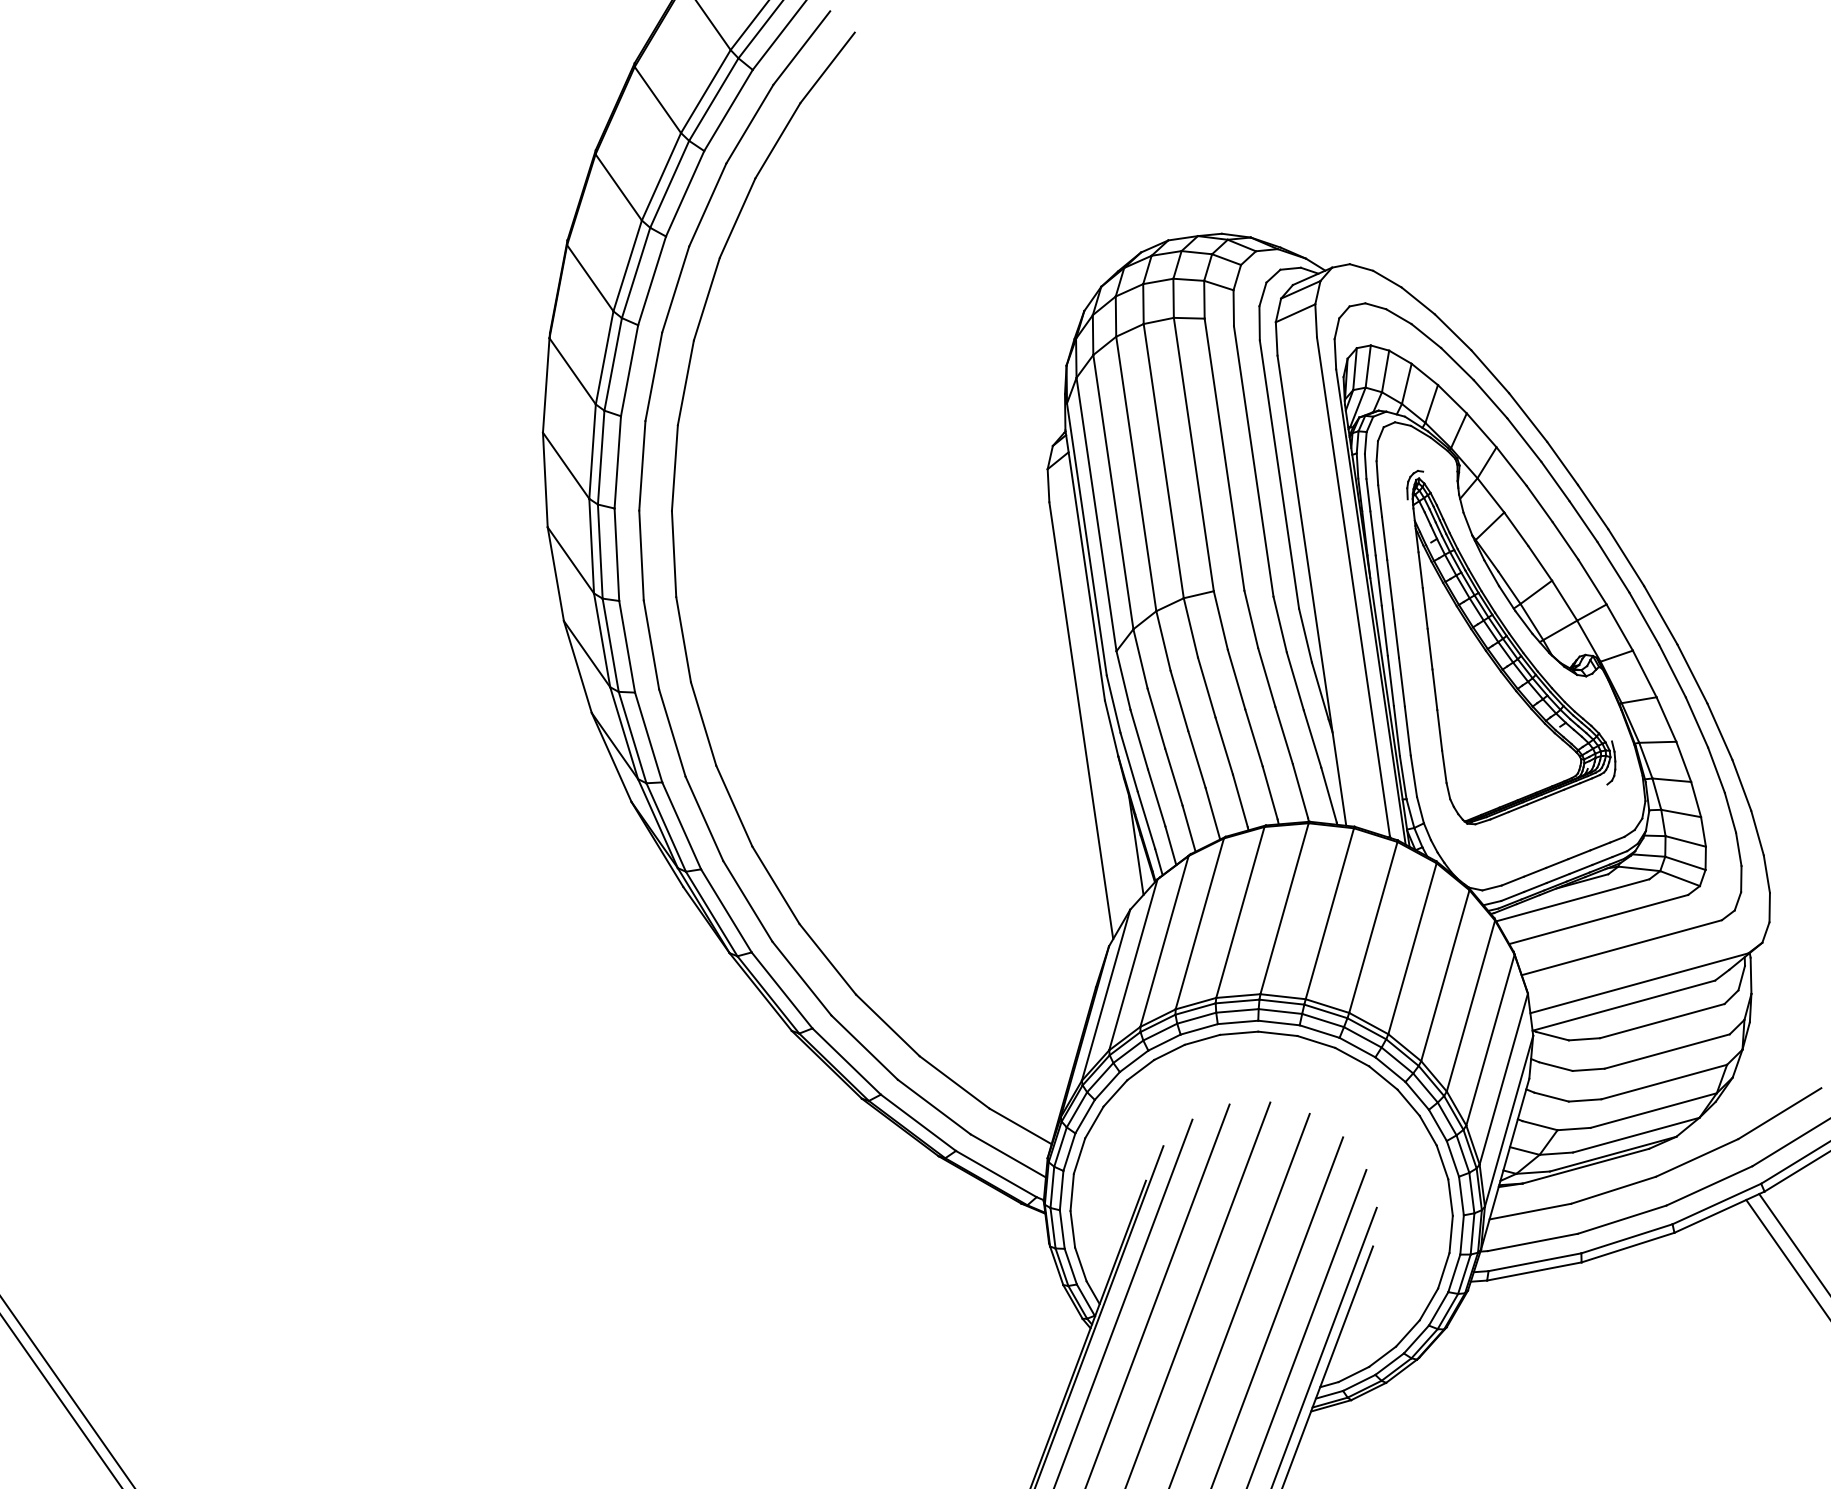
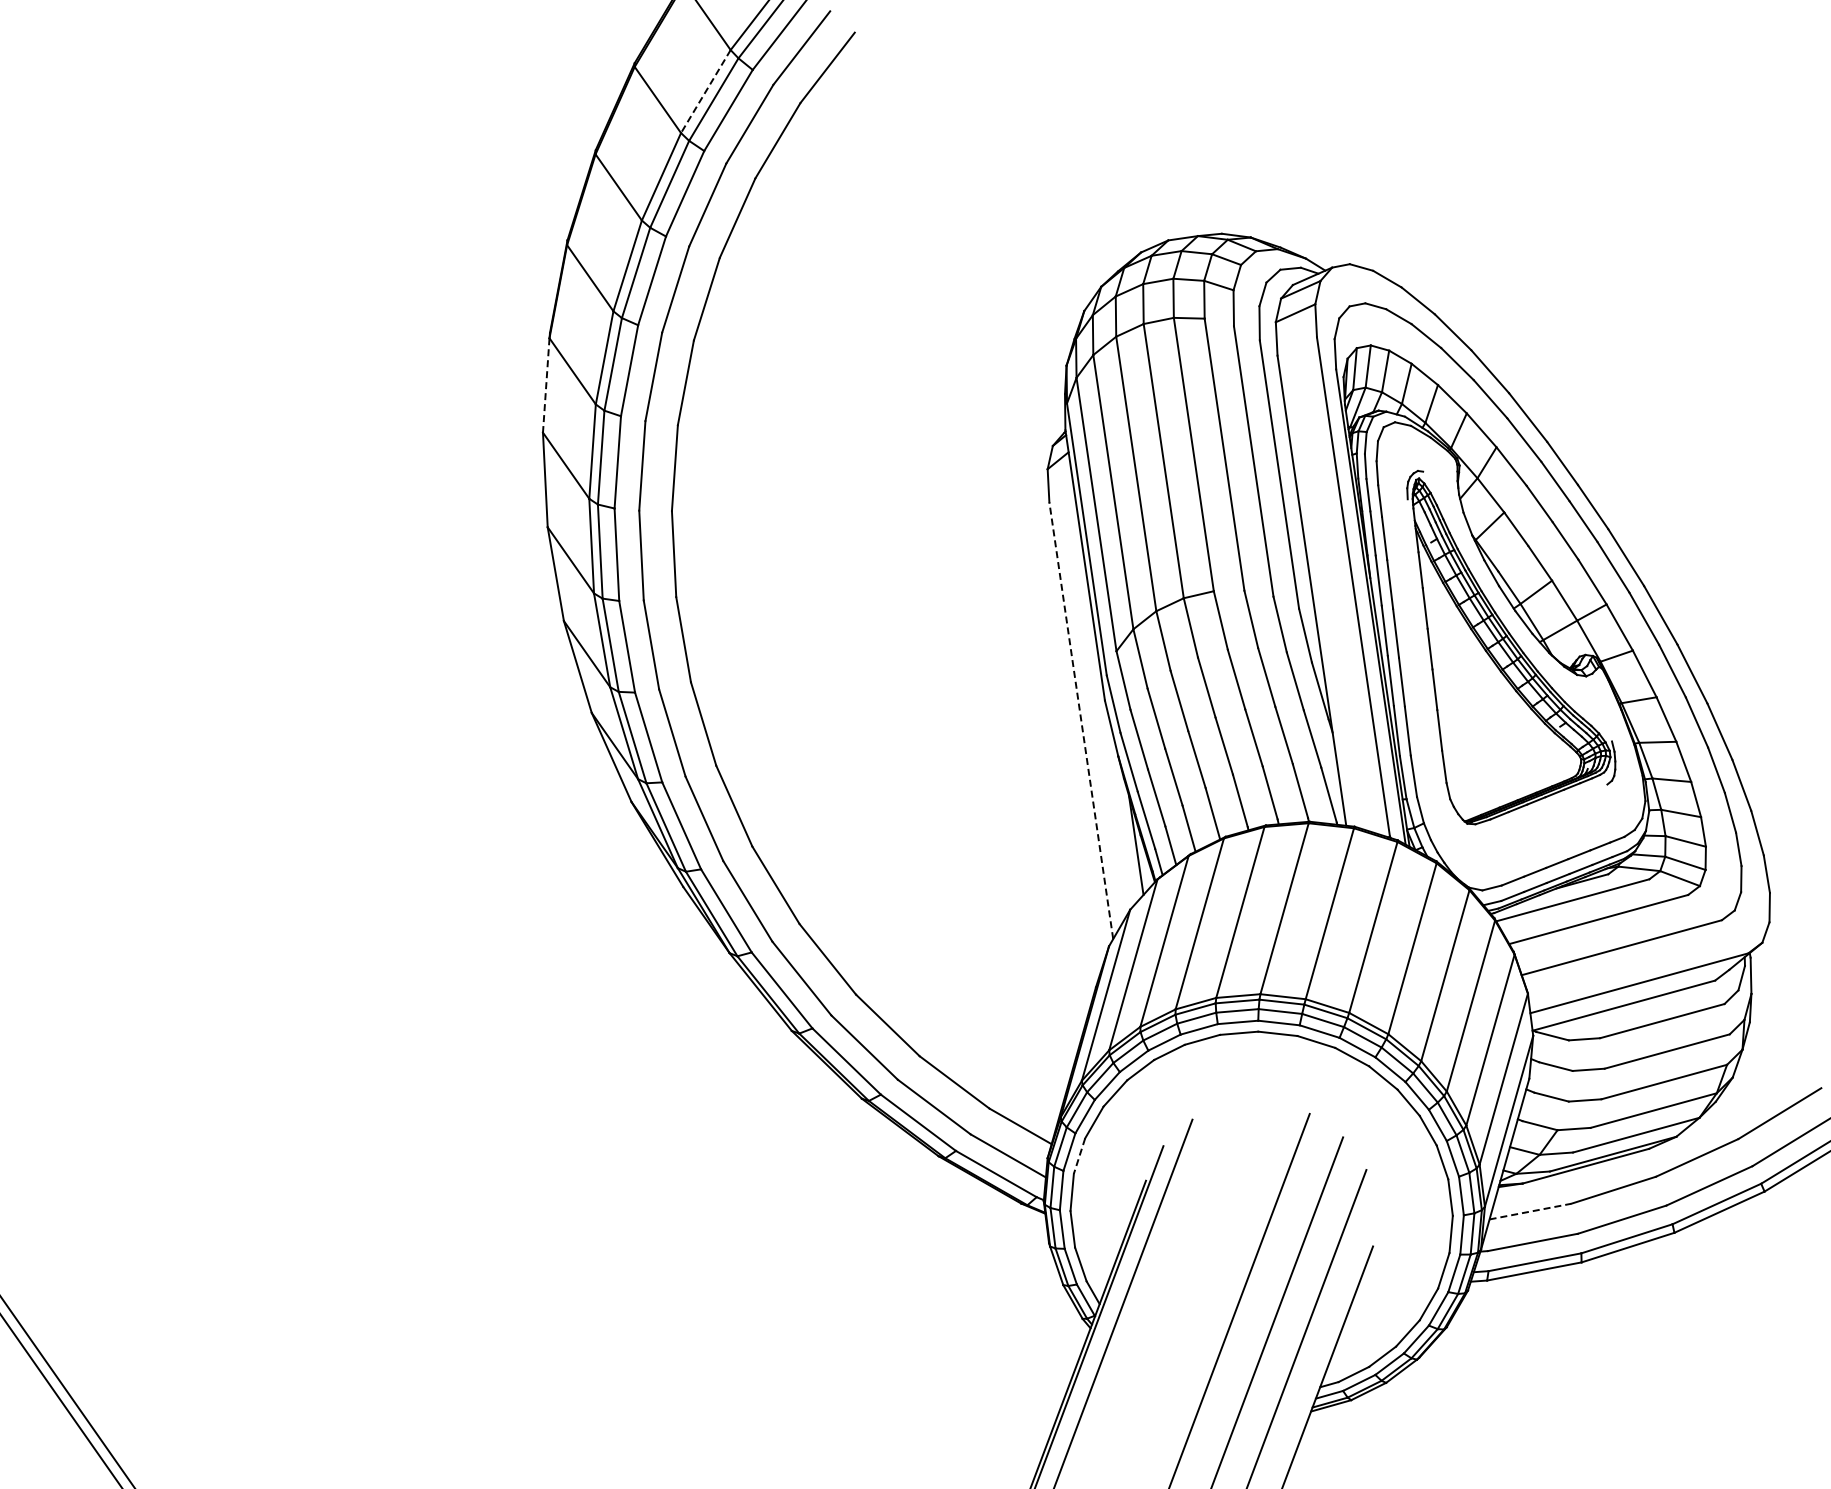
line: solid -> dashed (705, 91)
line: solid -> dashed (546, 385)
line: solid -> dashed (1081, 720)
line: solid -> dashed (1079, 1156)
line: solid -> dashed (1530, 1211)
line: present -> none (1793, 1242)
line: present -> none (1786, 1257)
line: present -> none (1198, 1293)
line: present -> none (1157, 1294)
line: present -> none (1324, 1346)
